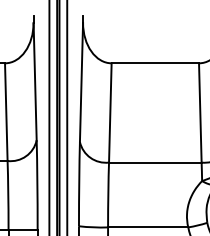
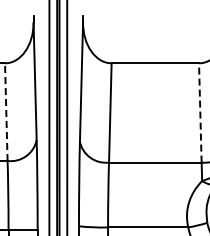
line: solid -> dashed (6, 112)
line: solid -> dashed (200, 112)
